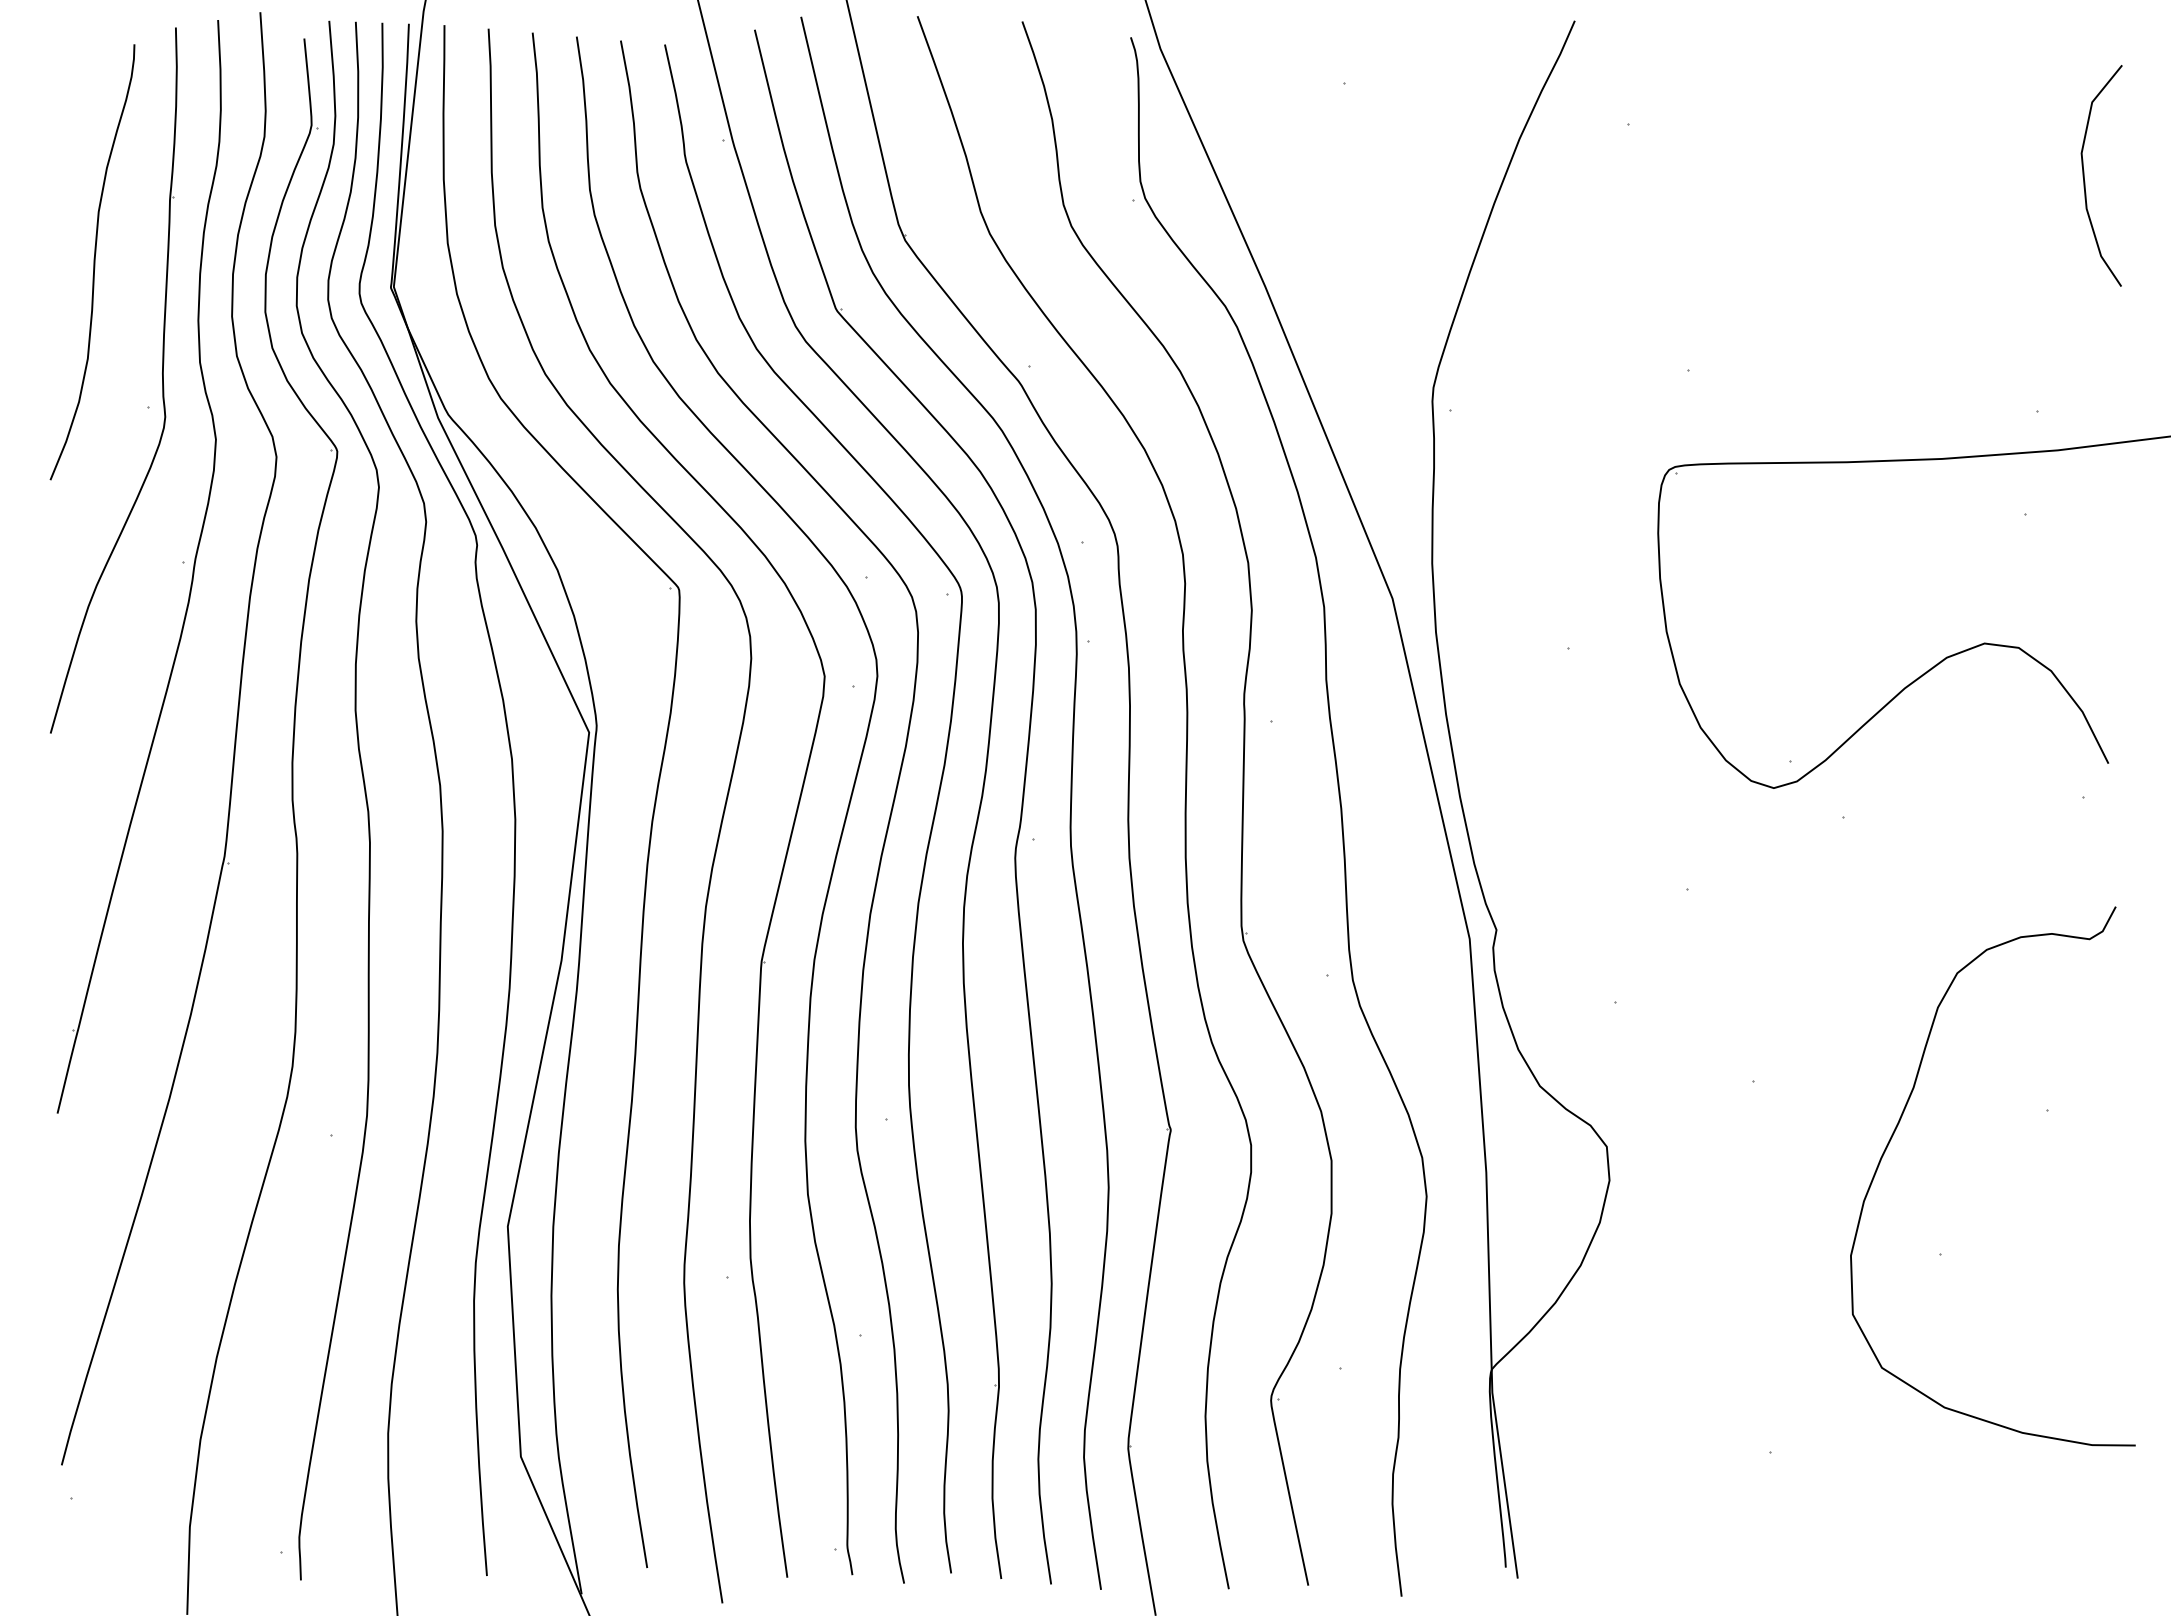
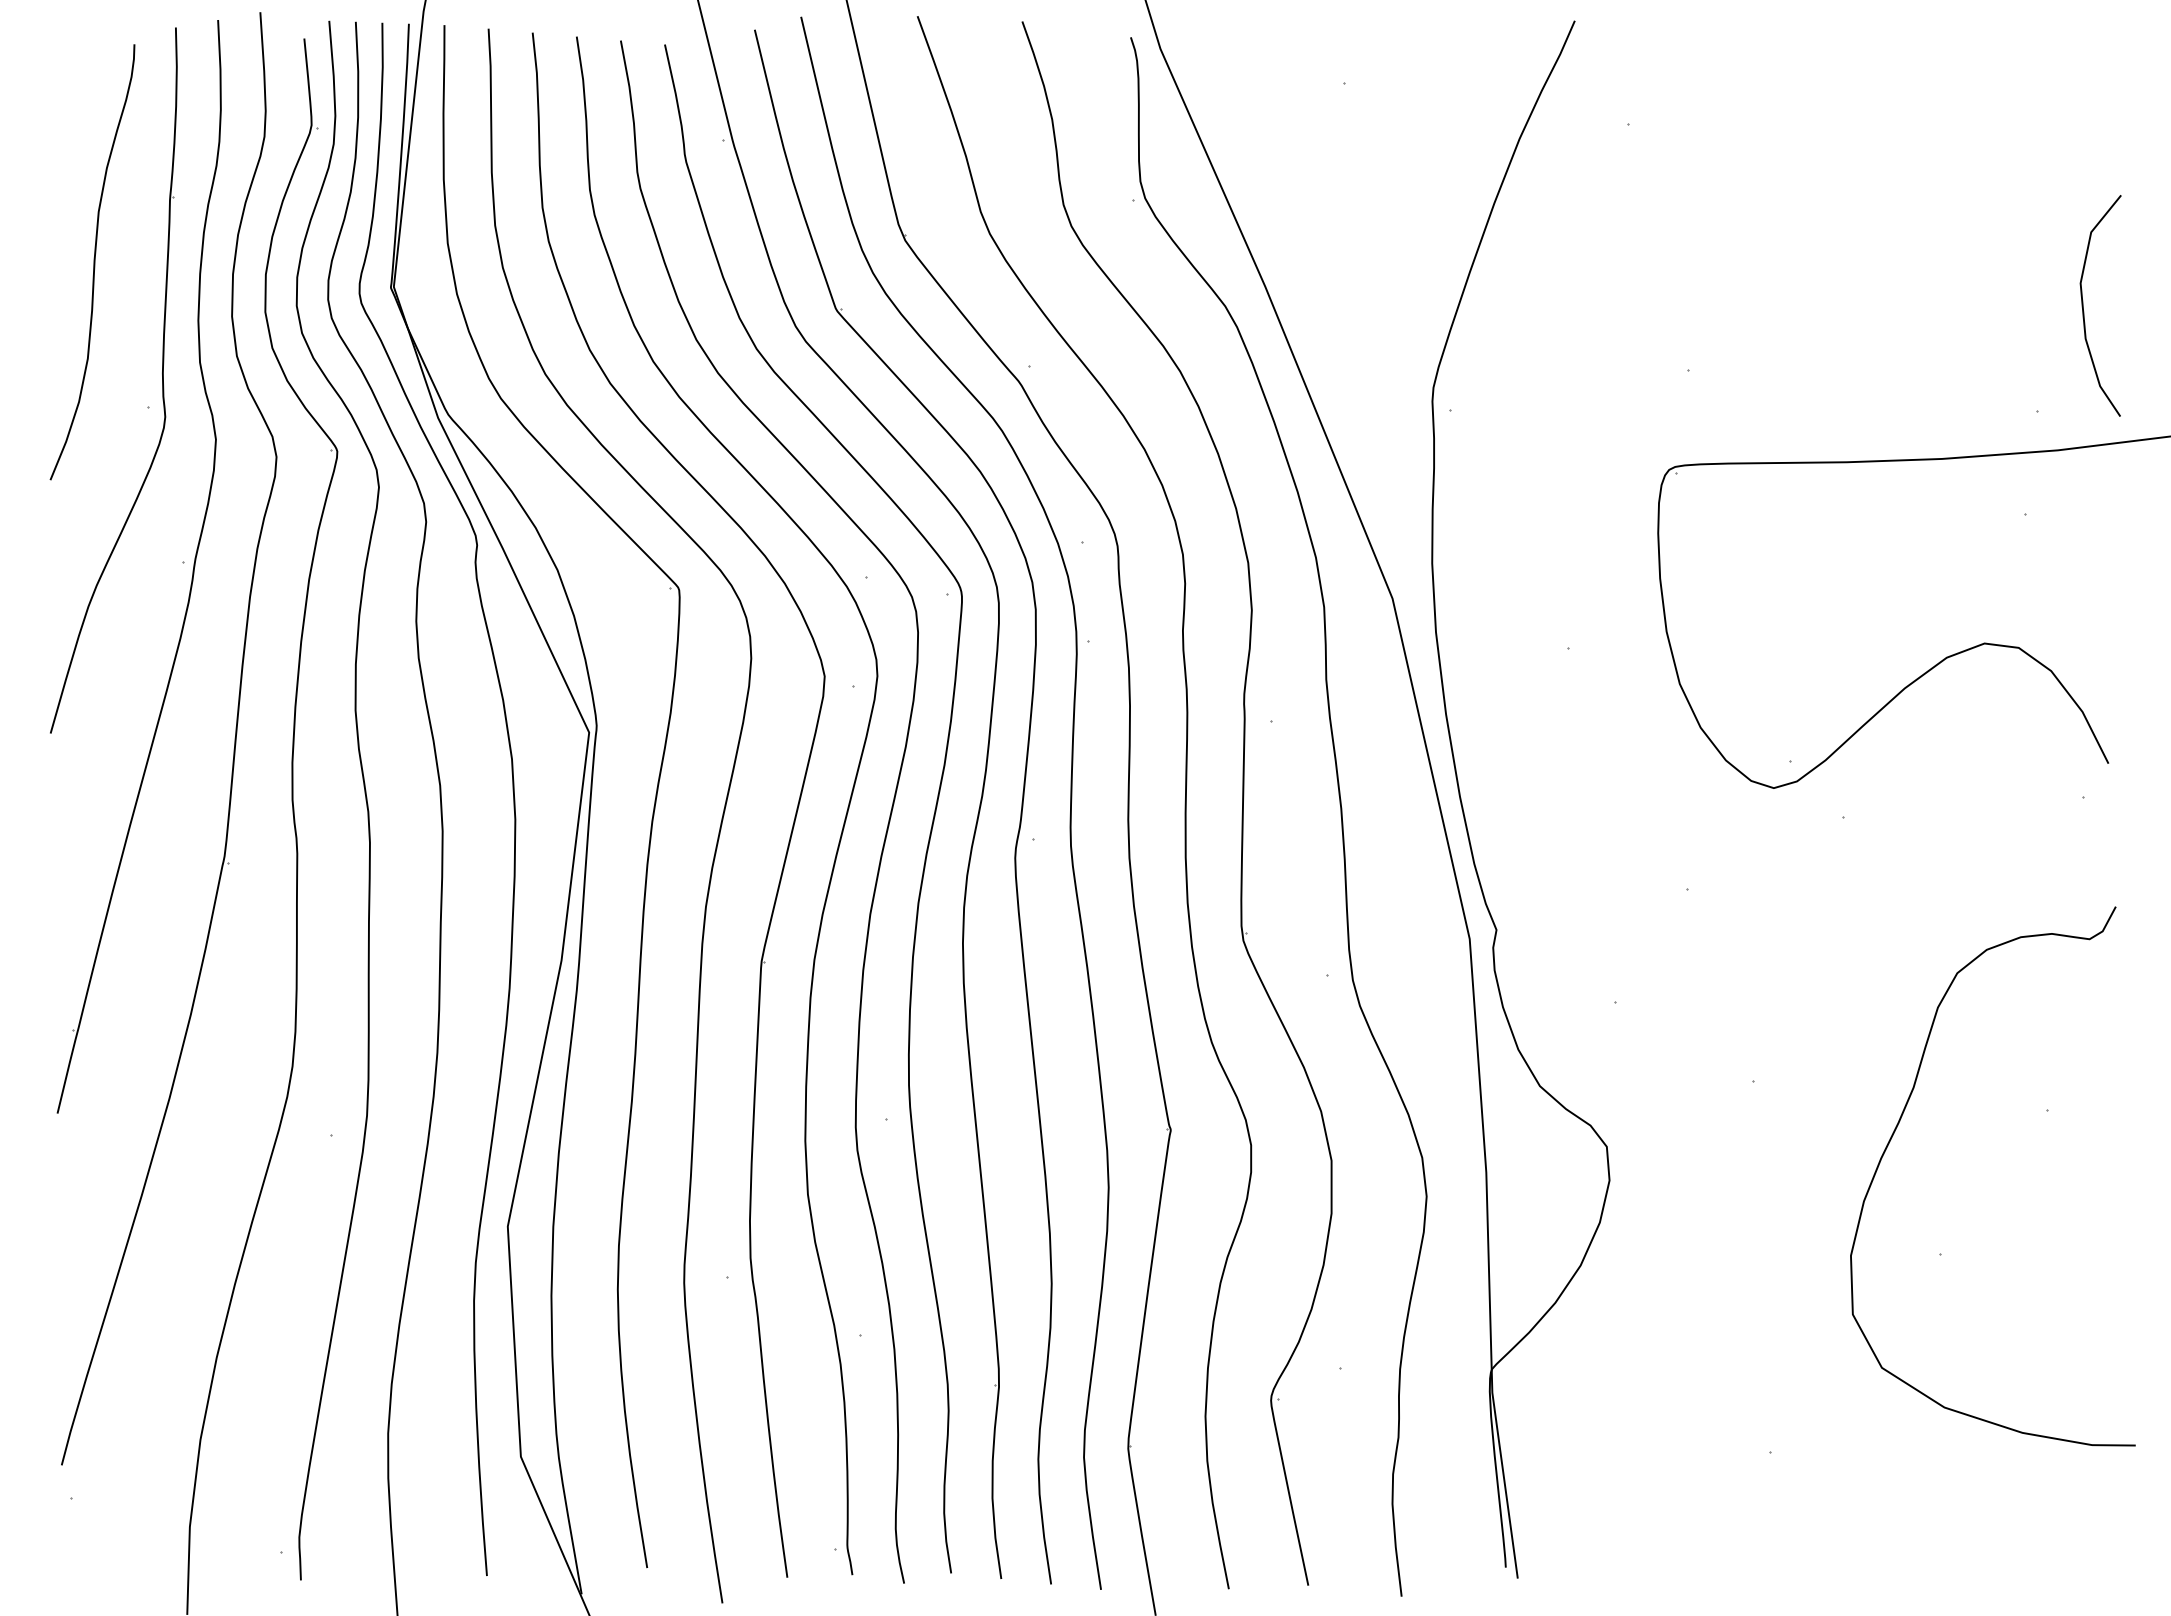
curve position: (2084, 175) -> (2083, 305) (2083, 305)
